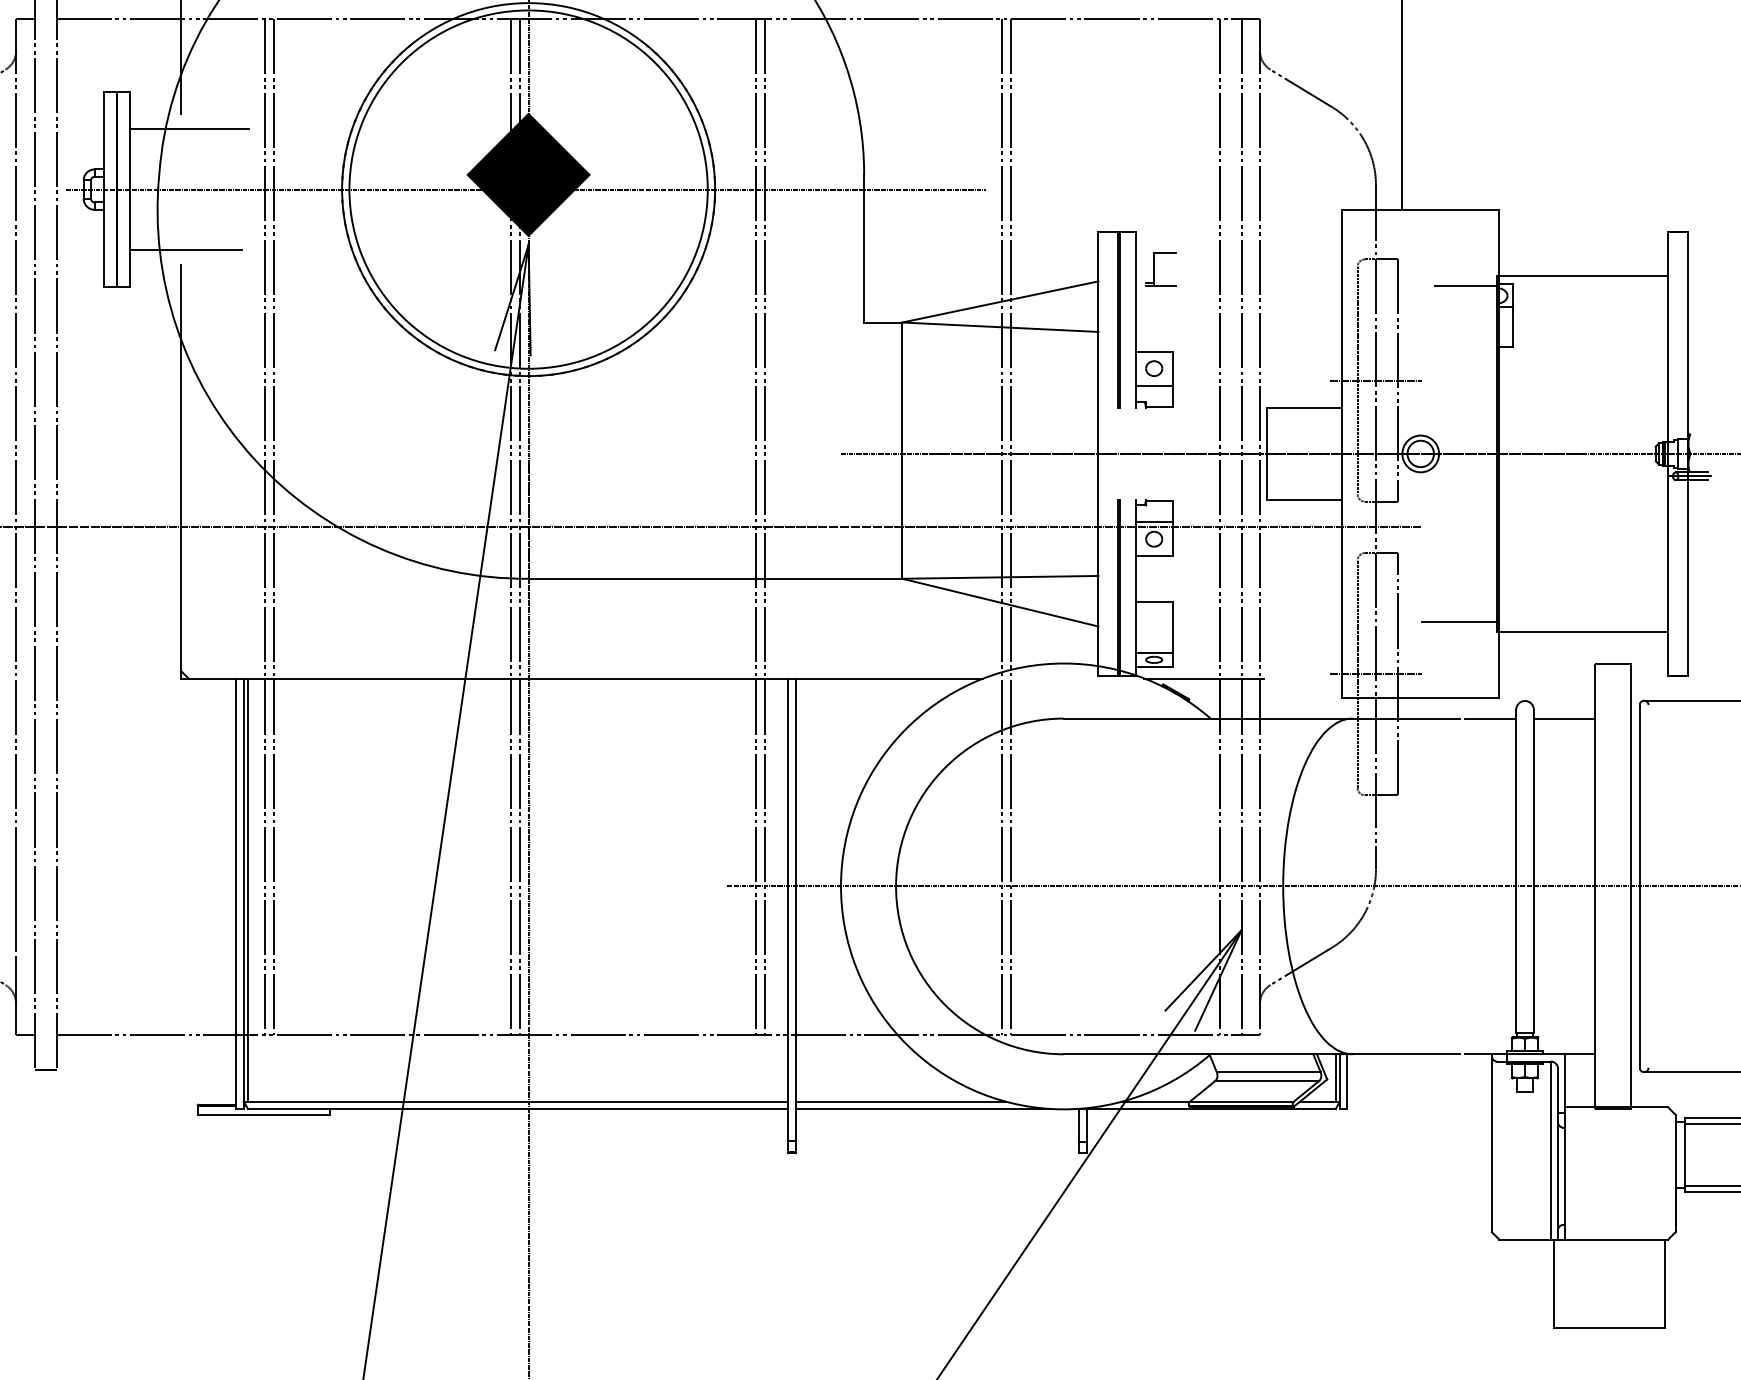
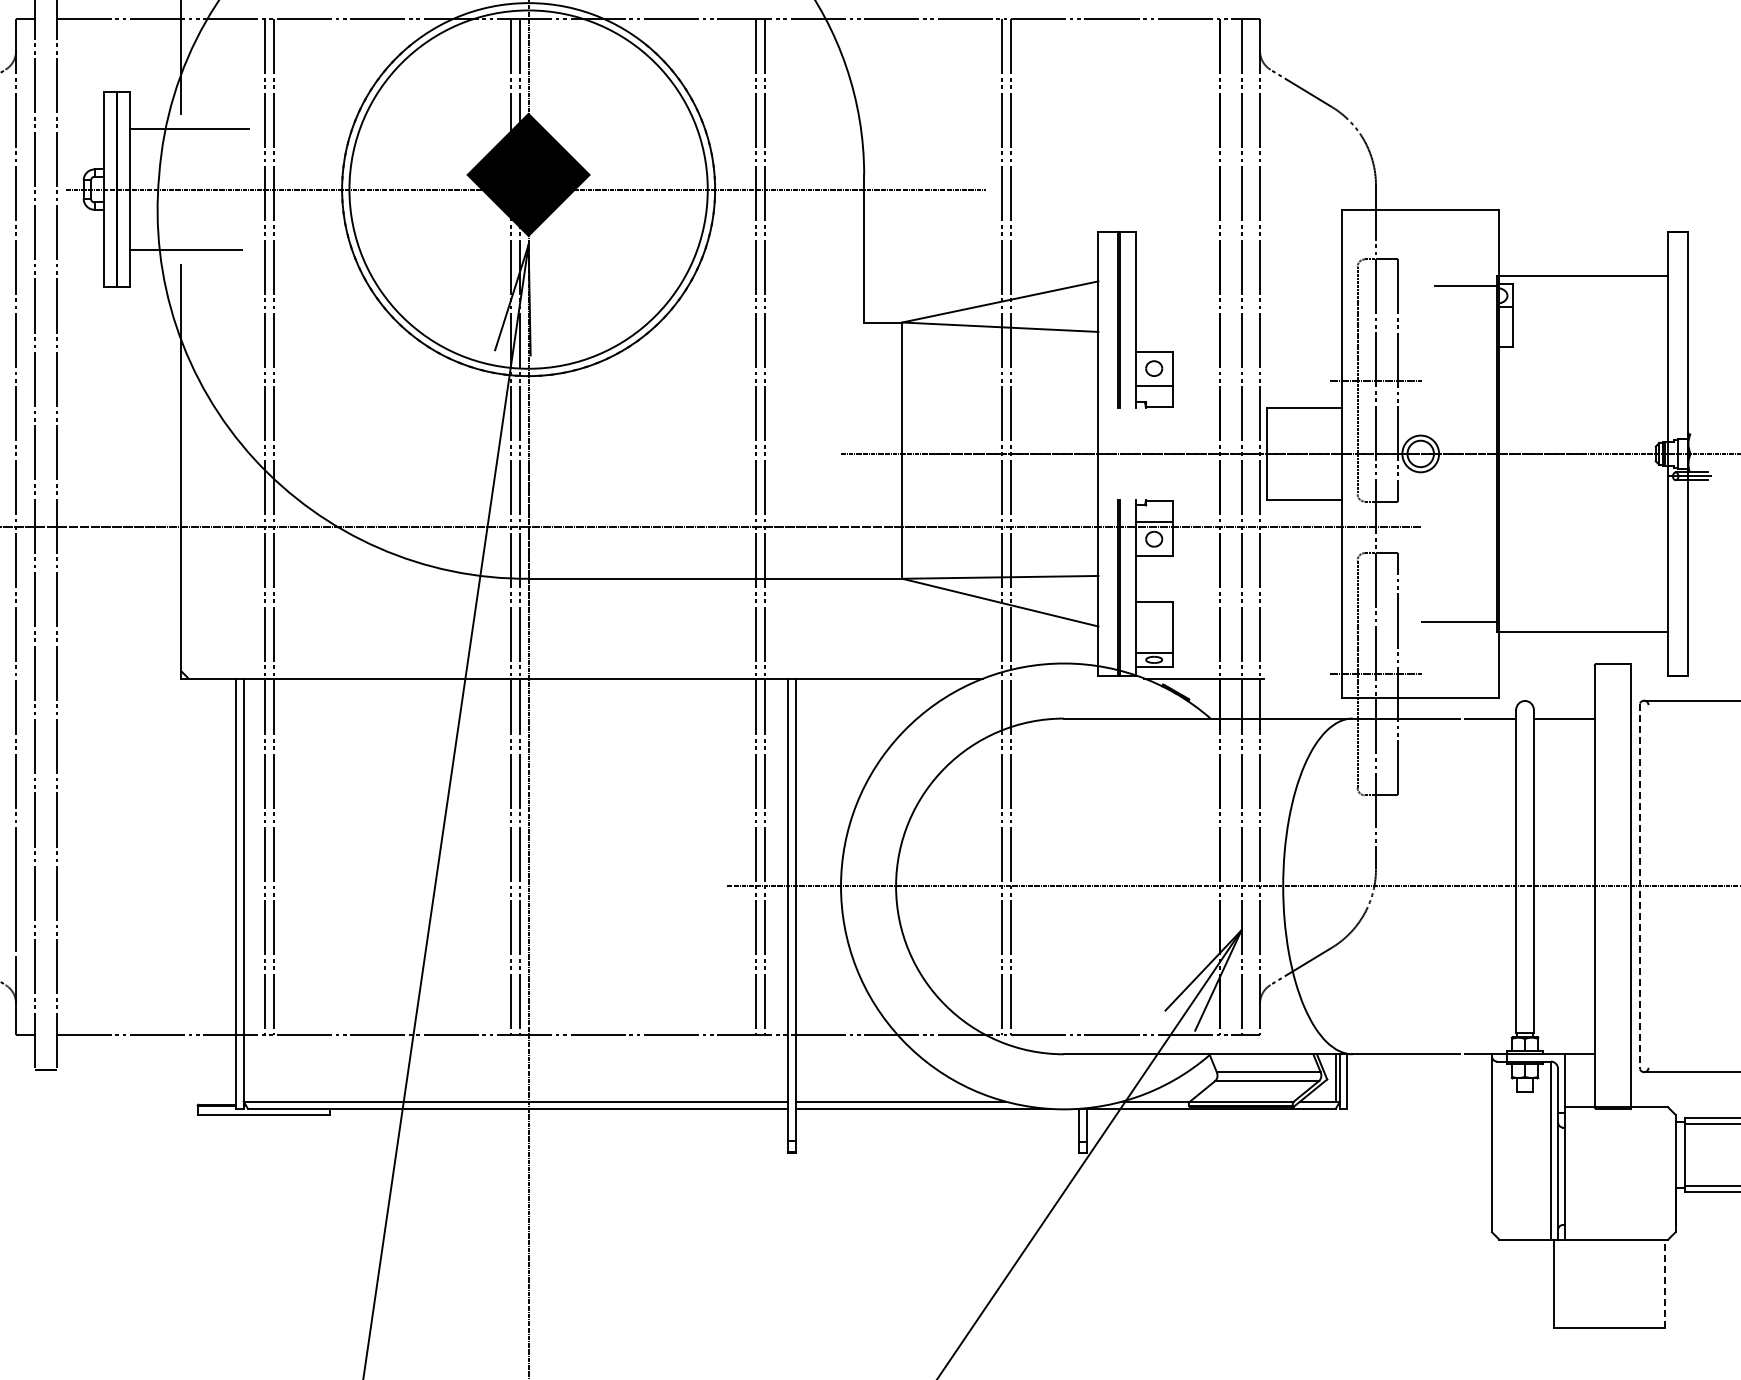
line: present -> none (1402, 106)
part: present -> none (1160, 269)
line: solid -> dashed (1640, 886)
line: present -> none (248, 889)
line: solid -> dashed (1664, 1283)
